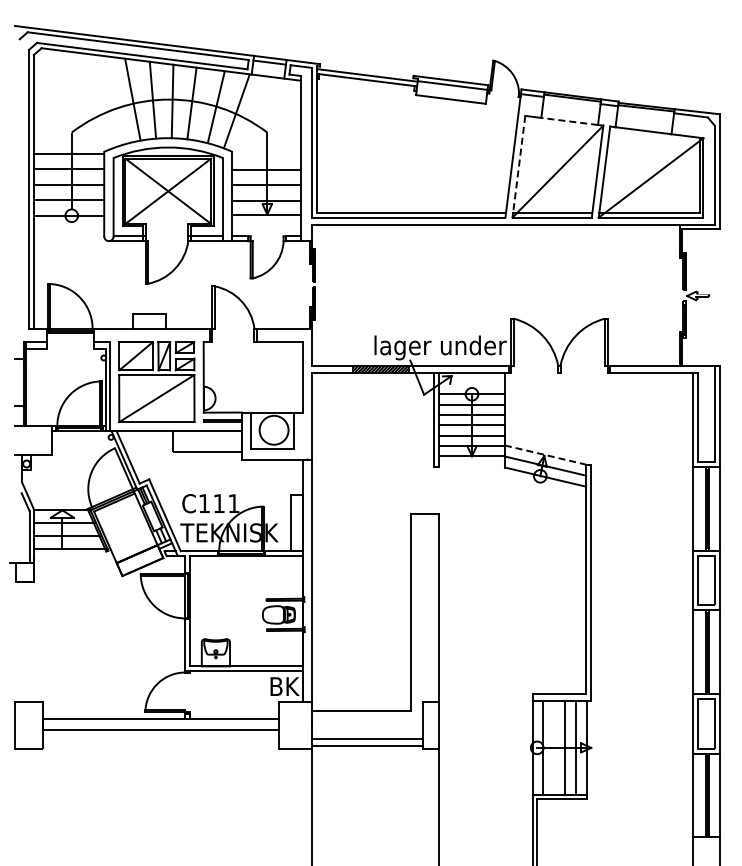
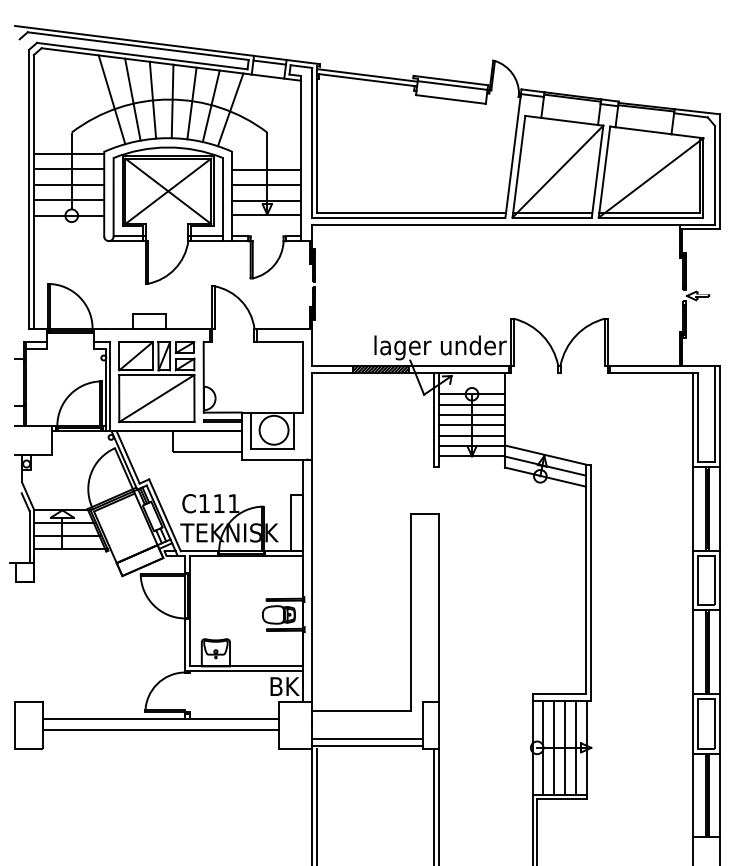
line: none -> present (111, 99)
line position: (215, 107) -> (210, 106) (210, 106)
line position: (236, 111) -> (230, 109) (230, 109)
line: dashed -> solid (569, 121)
line: dashed -> solid (518, 167)
line: dashed -> solid (545, 455)
line: none -> present (554, 747)
line: none -> present (316, 805)
line: none -> present (434, 805)
